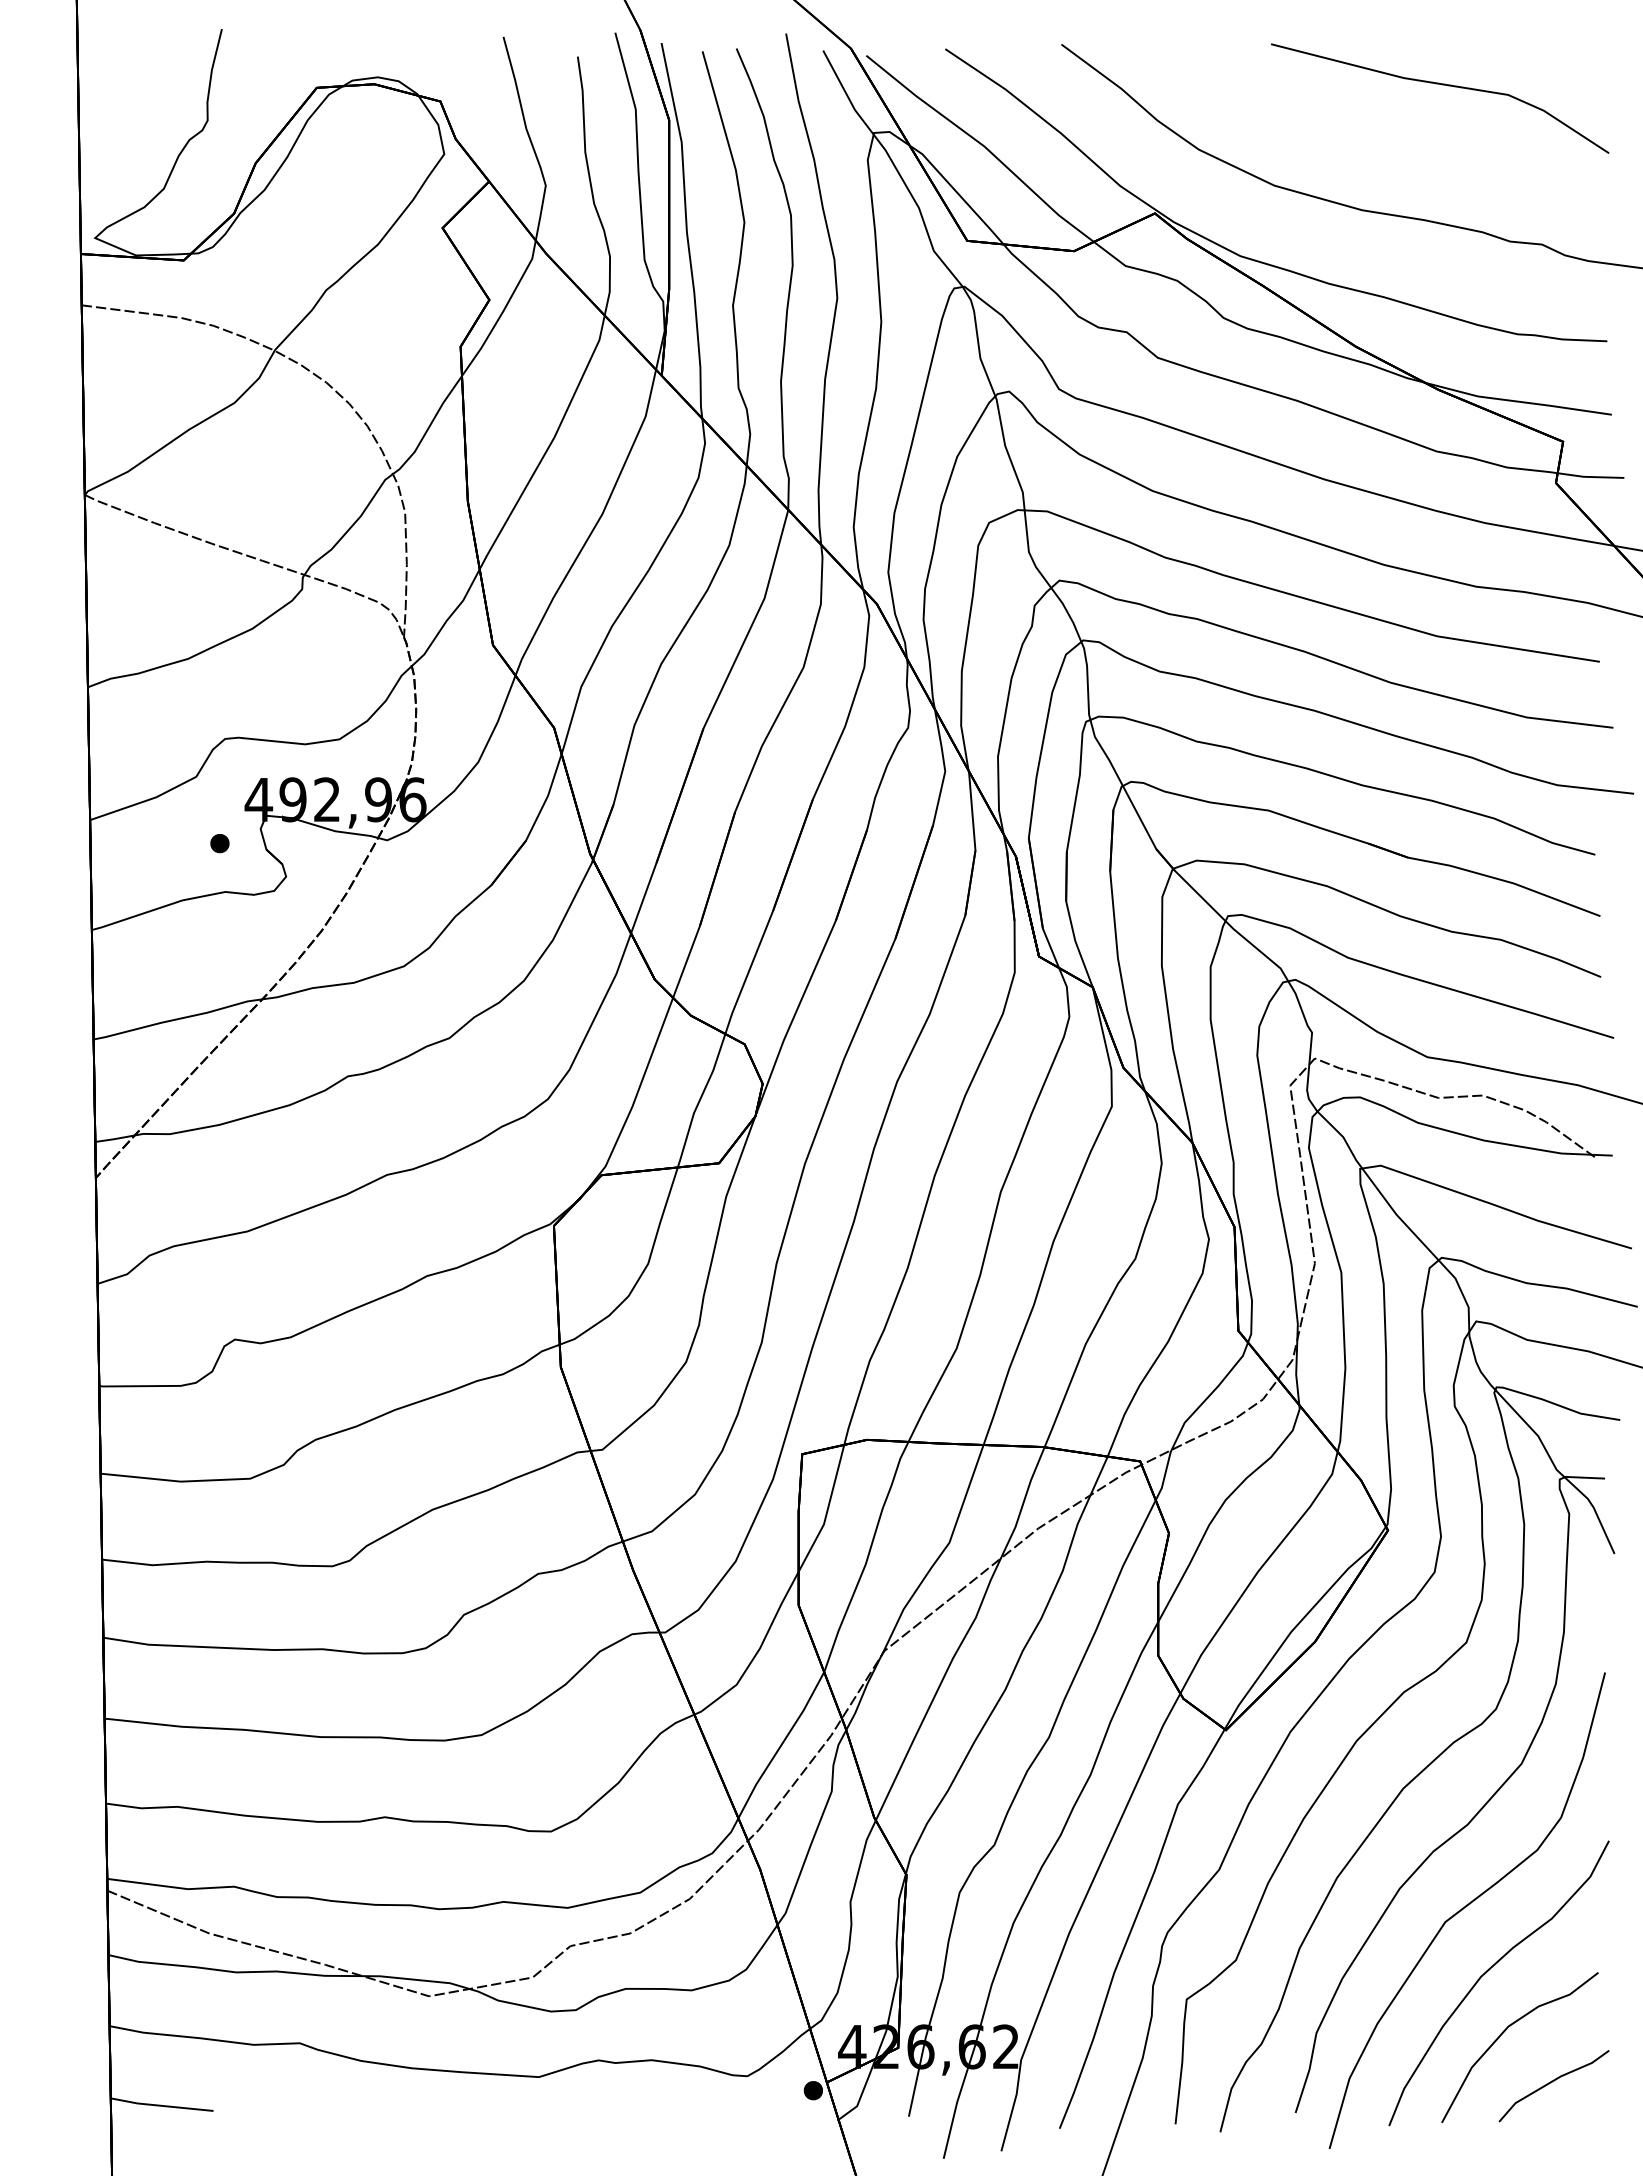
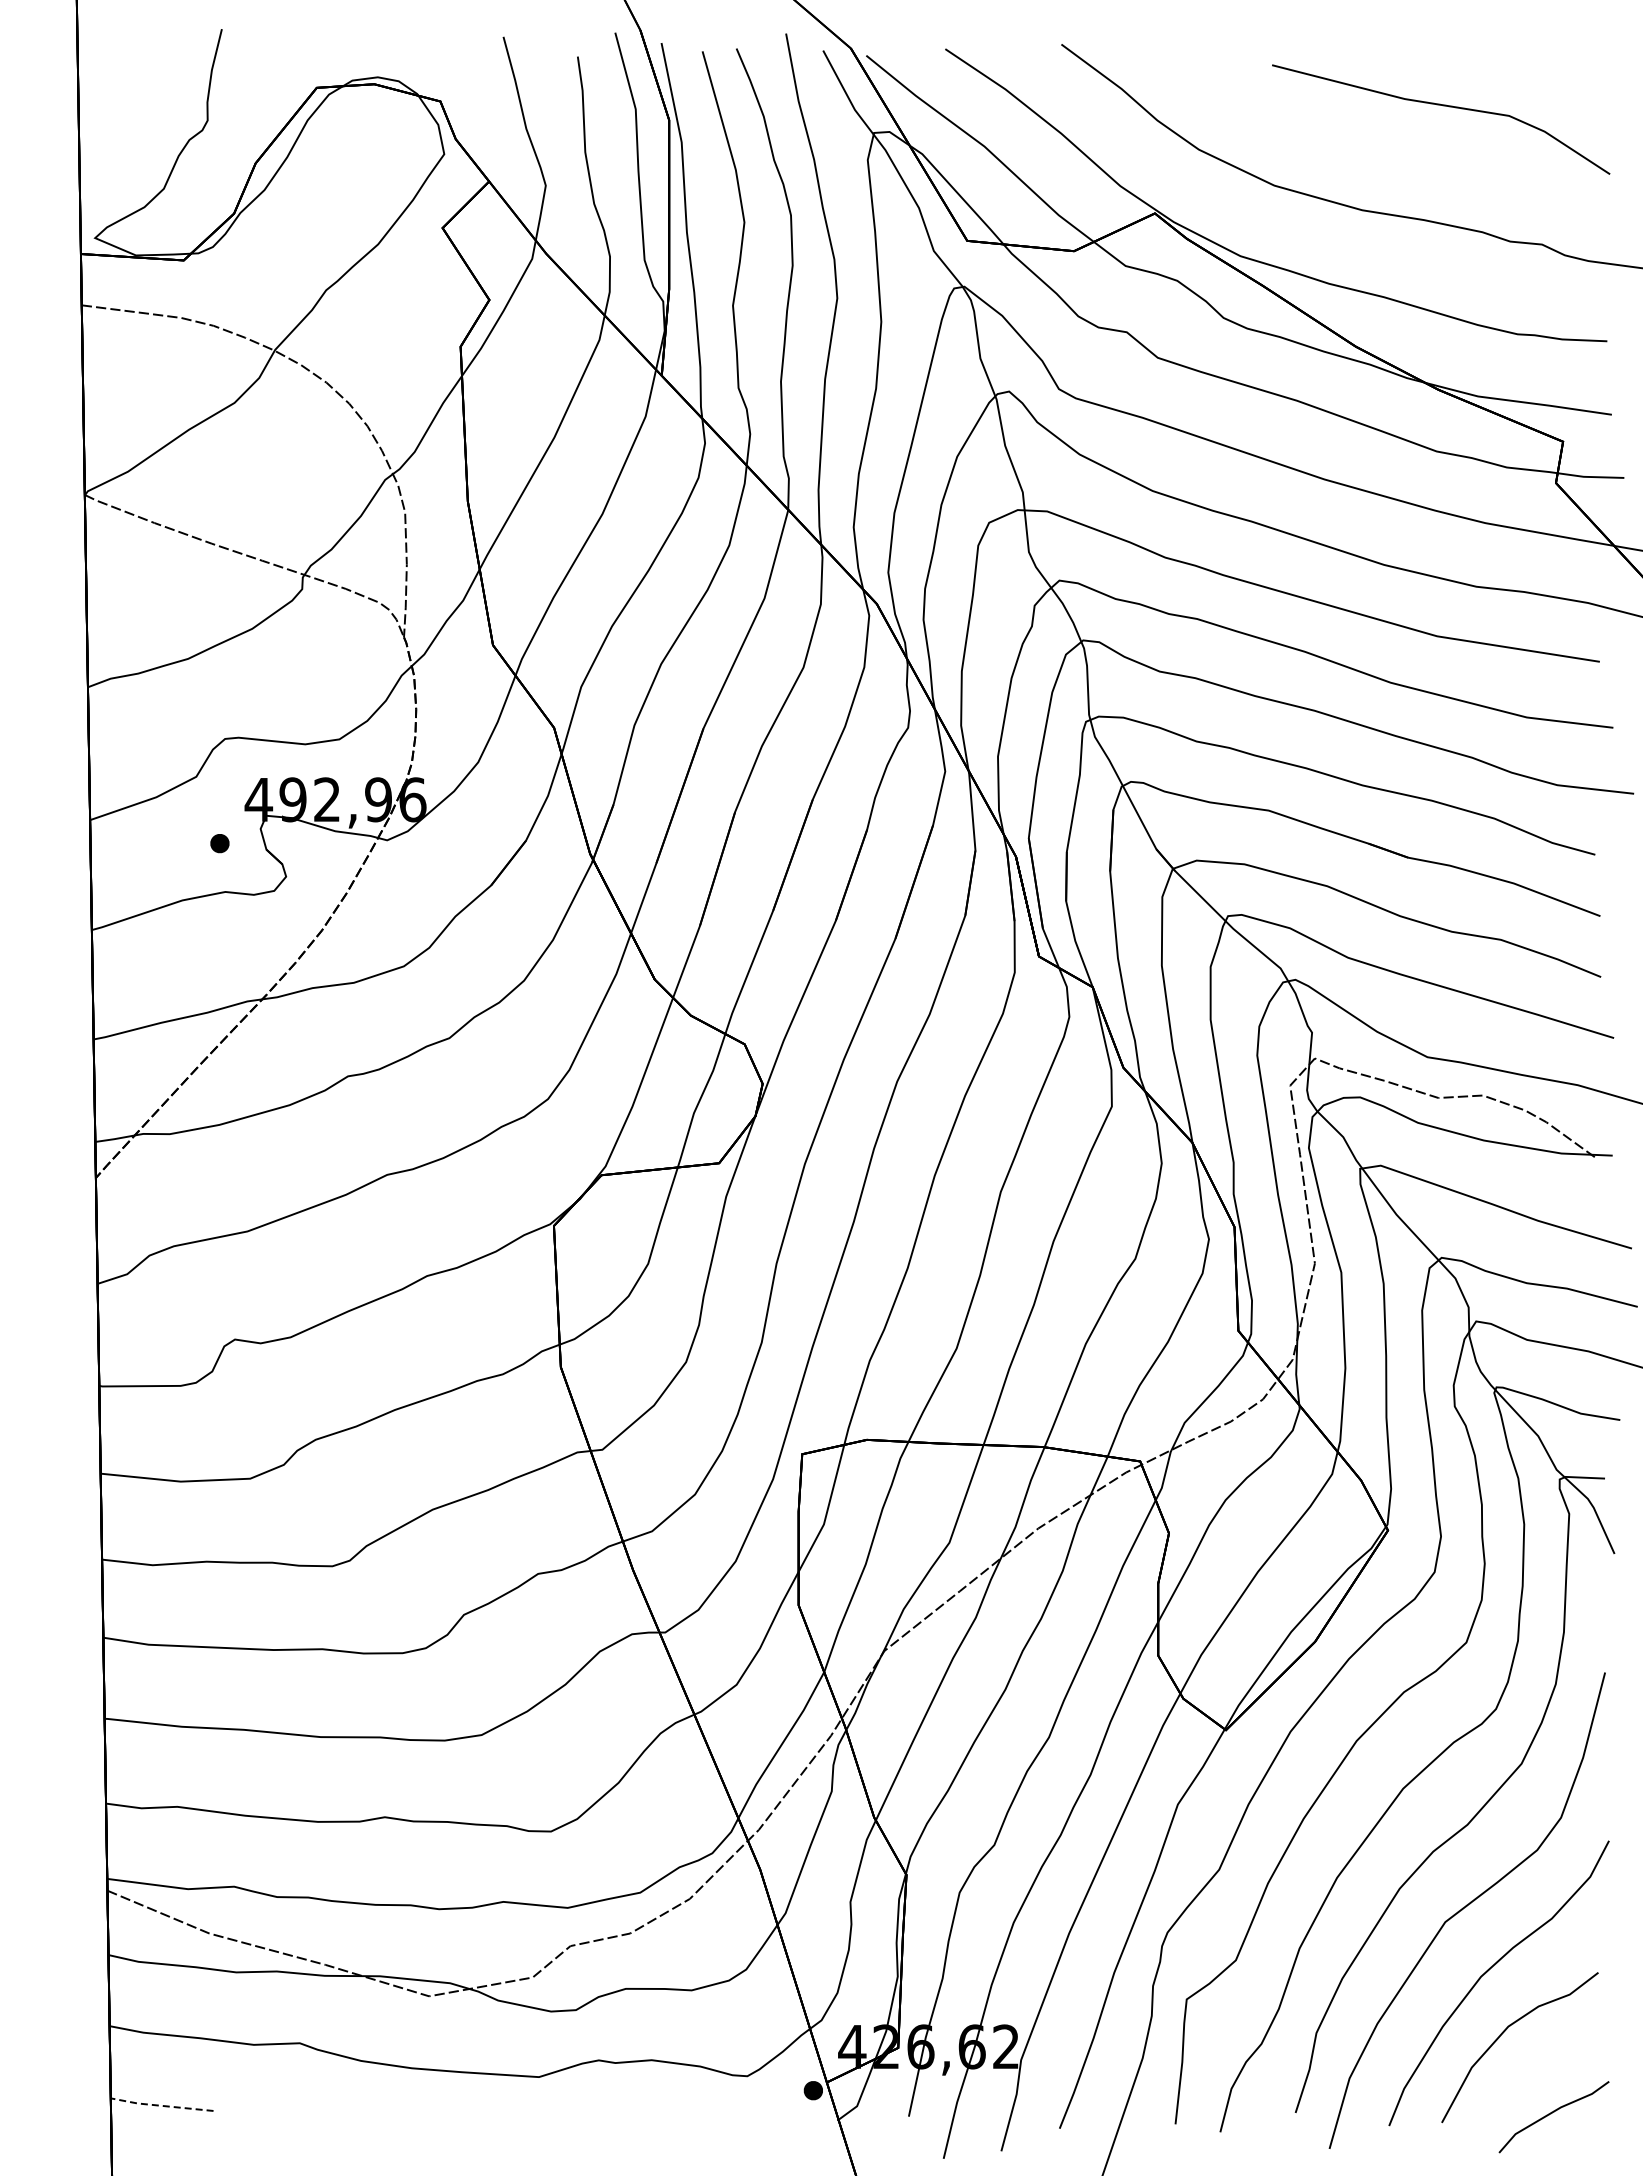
line position: (1442, 85) -> (1443, 106) (1443, 106)
line position: (1551, 2083) -> (1551, 2114) (1551, 2114)
line: solid -> dashed (161, 2105)
